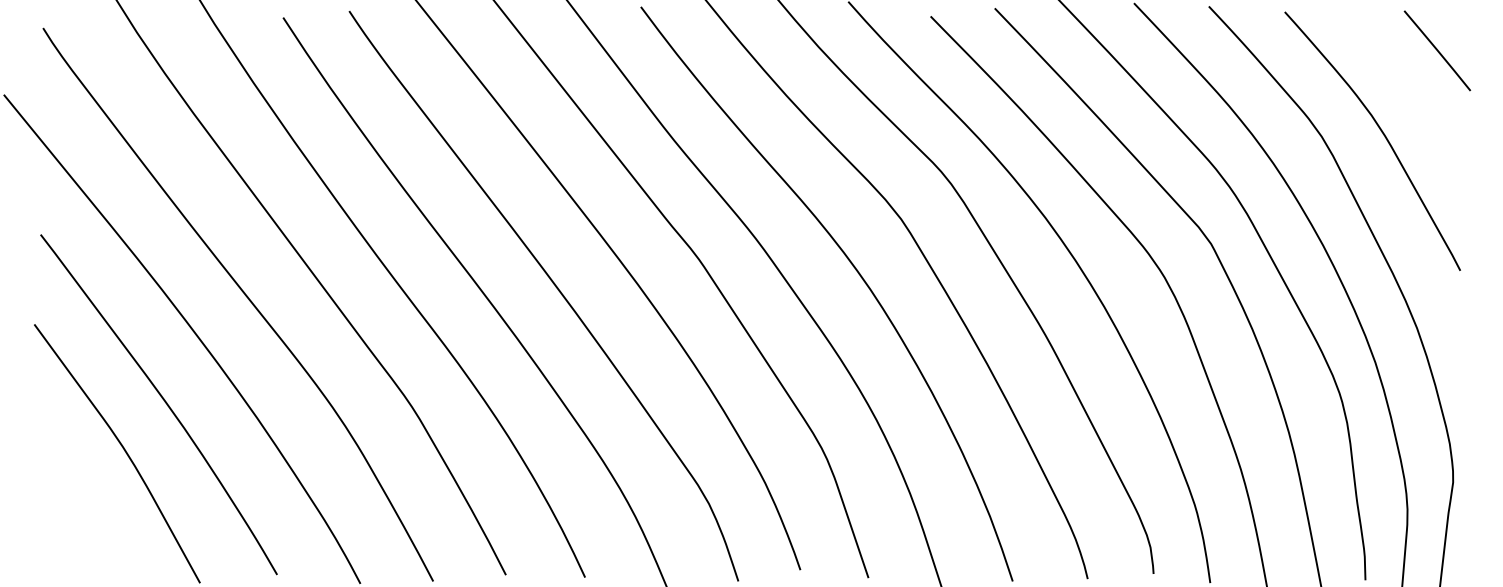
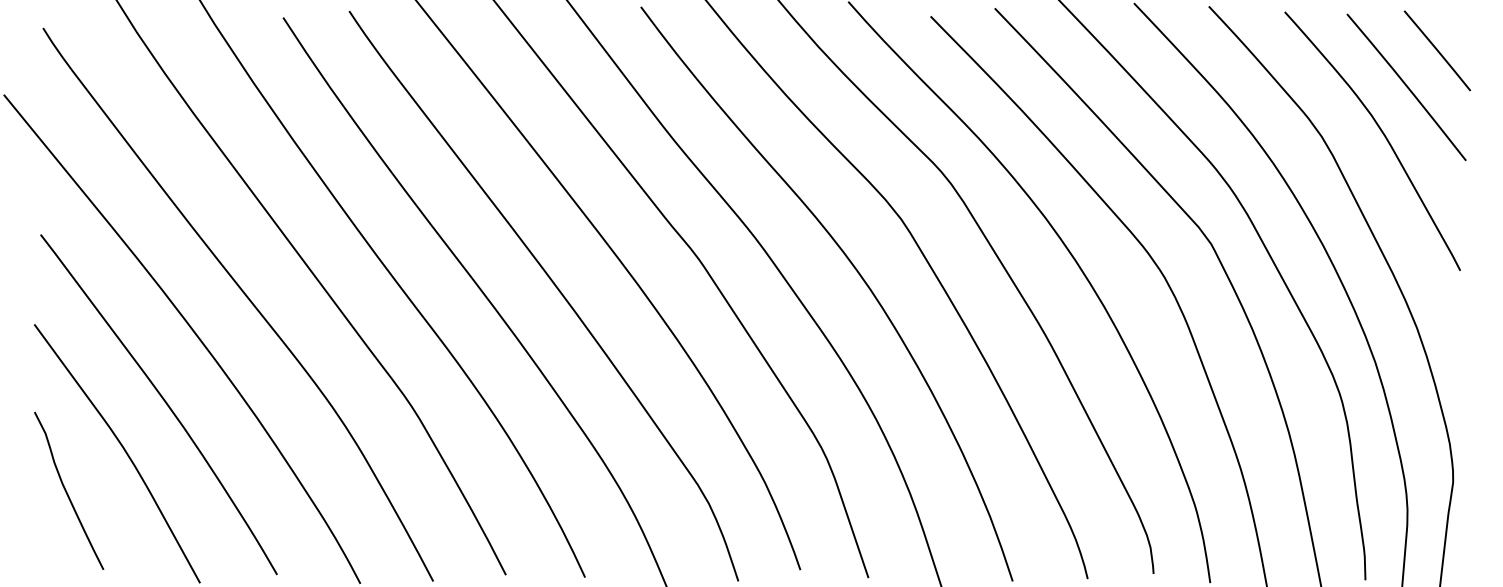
curve: none -> present (1406, 87)
curve: none -> present (67, 491)
